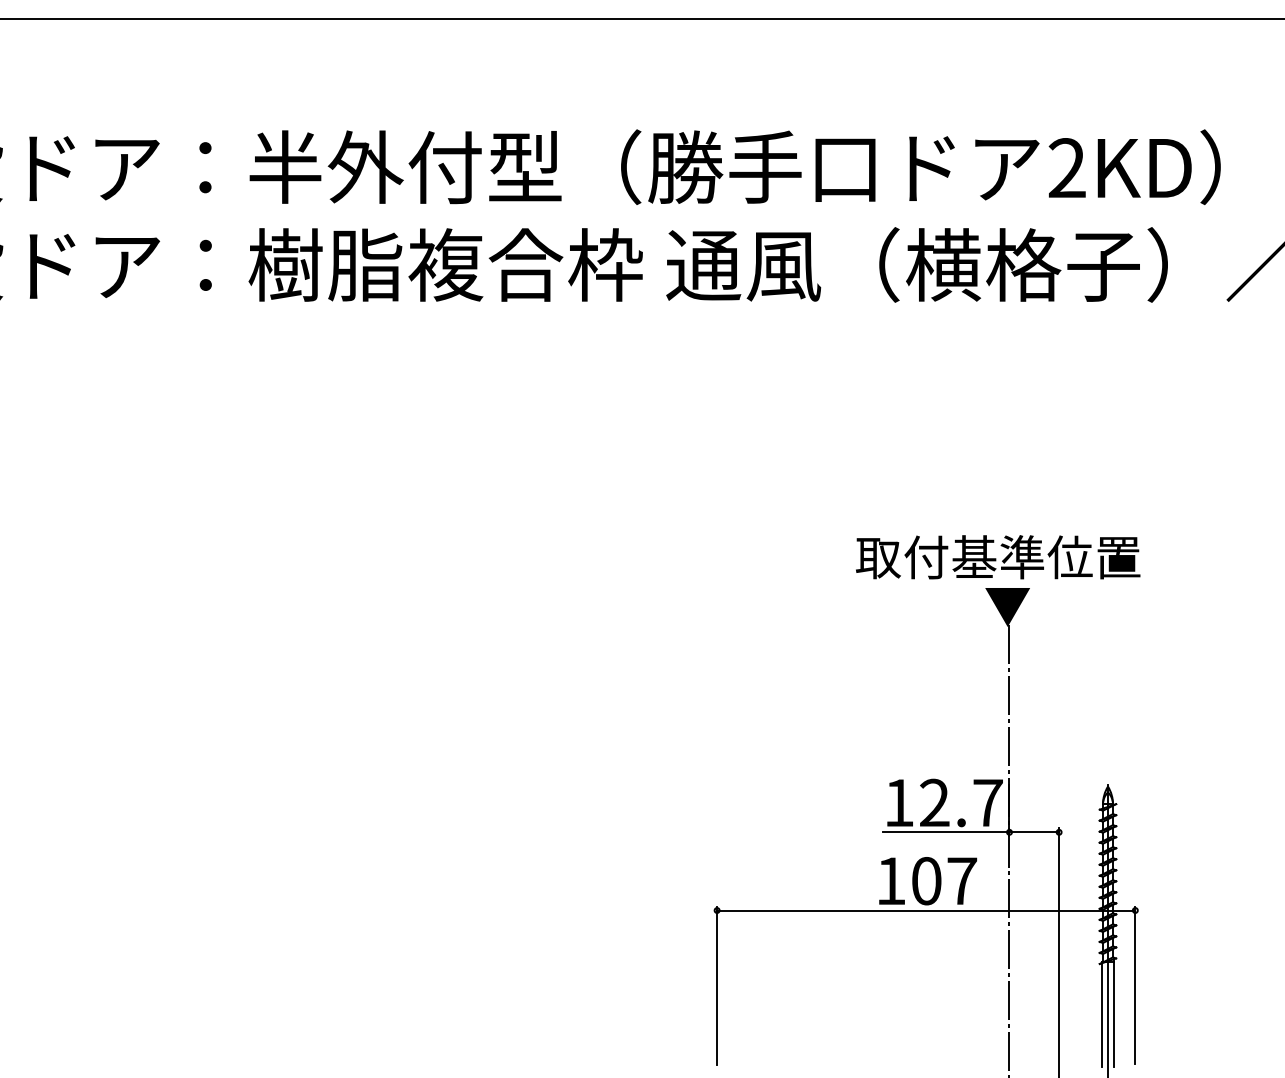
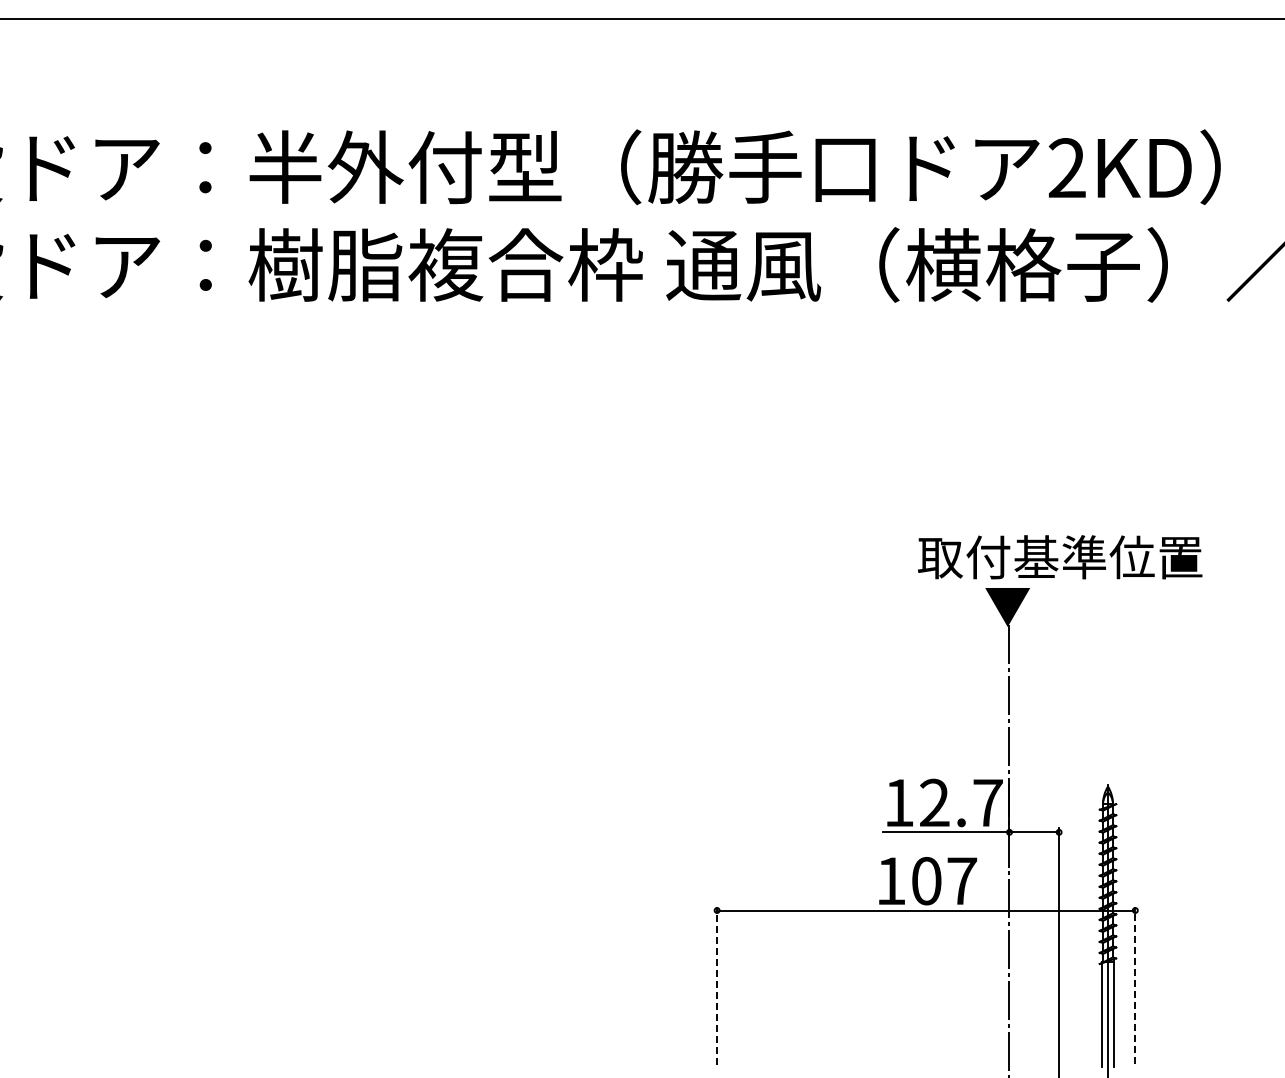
text position: (998, 557) -> (1060, 557) (1060, 557)
line: solid -> dashed (717, 985)
line: solid -> dashed (1135, 985)
